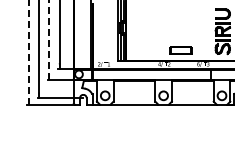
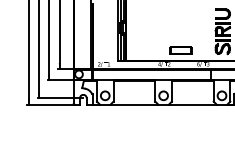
line: dashed -> solid (49, 40)
line: dashed -> solid (28, 52)
